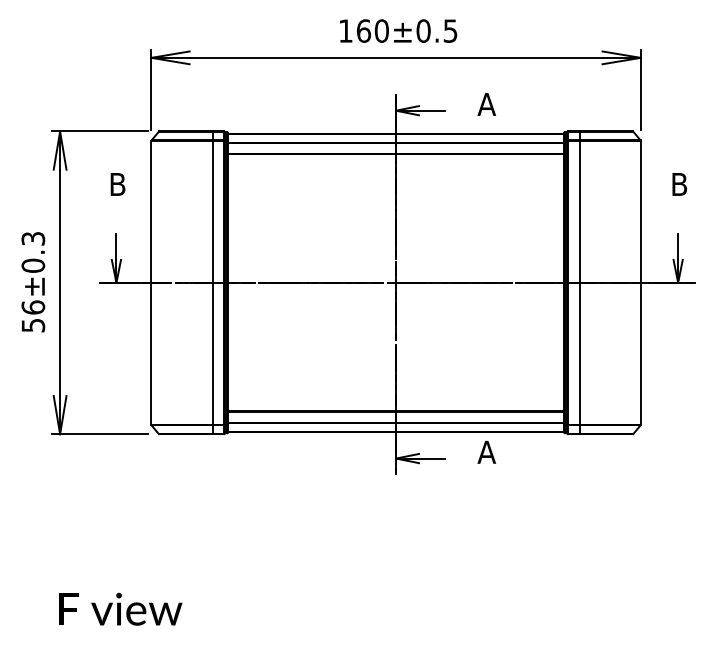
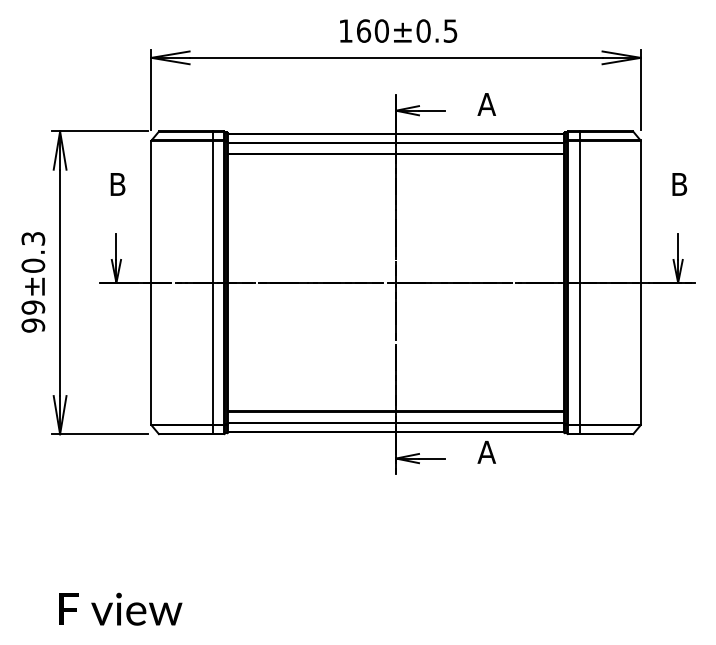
text: 56±0.3 -> 99±0.3 (33, 316)
